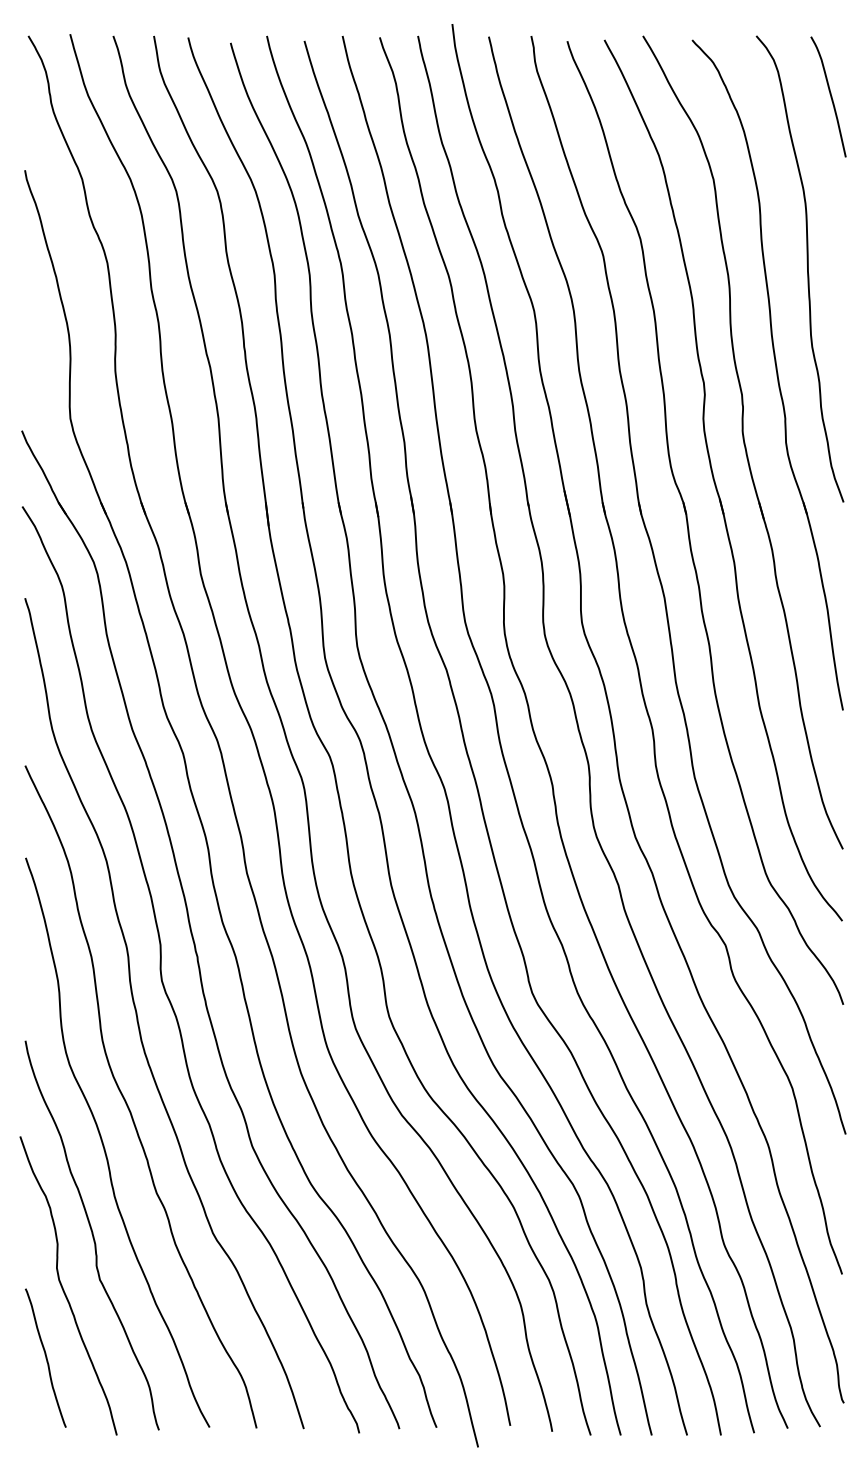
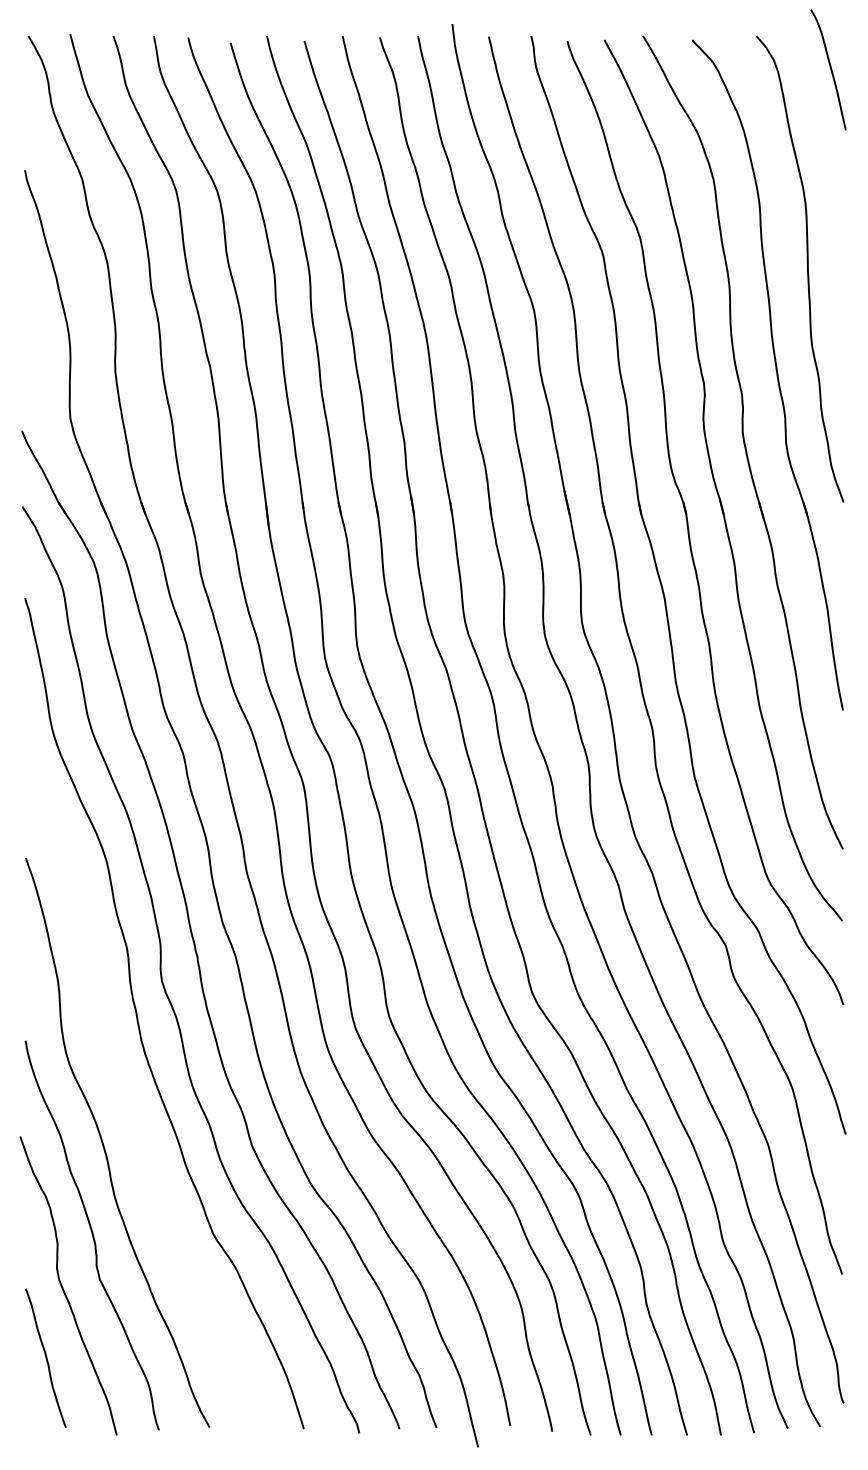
curve position: (830, 96) -> (830, 69) (830, 69)
curve: present -> none (126, 1100)
